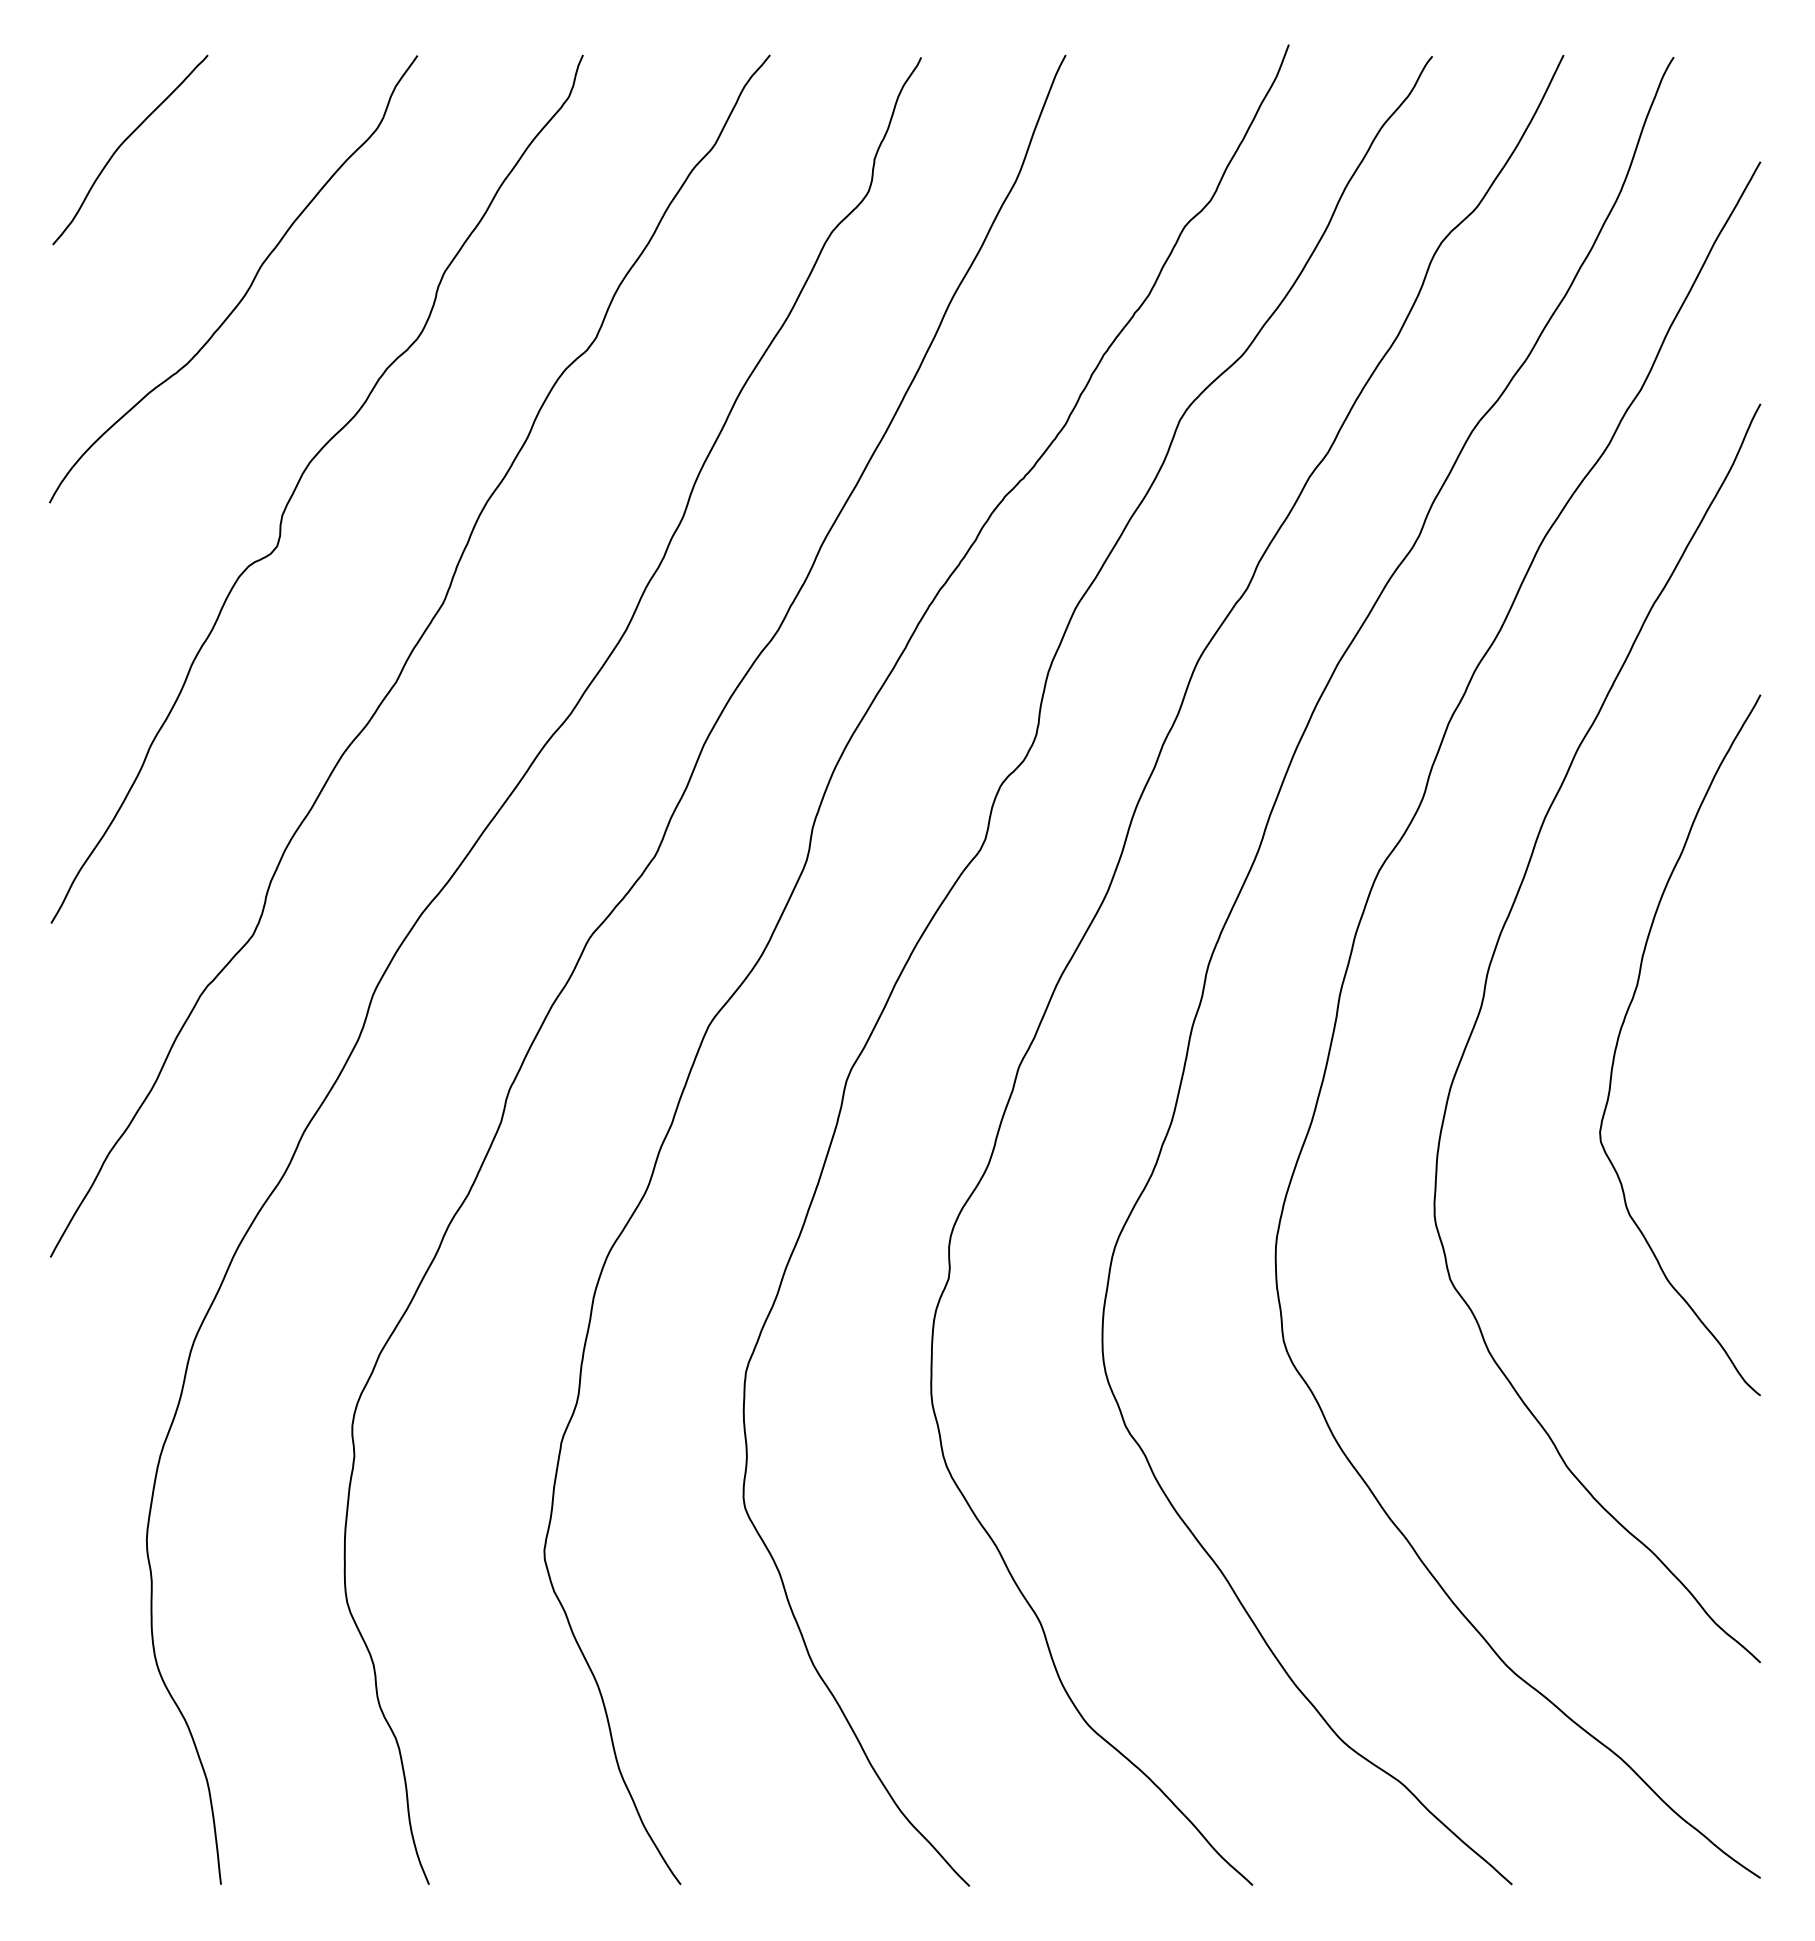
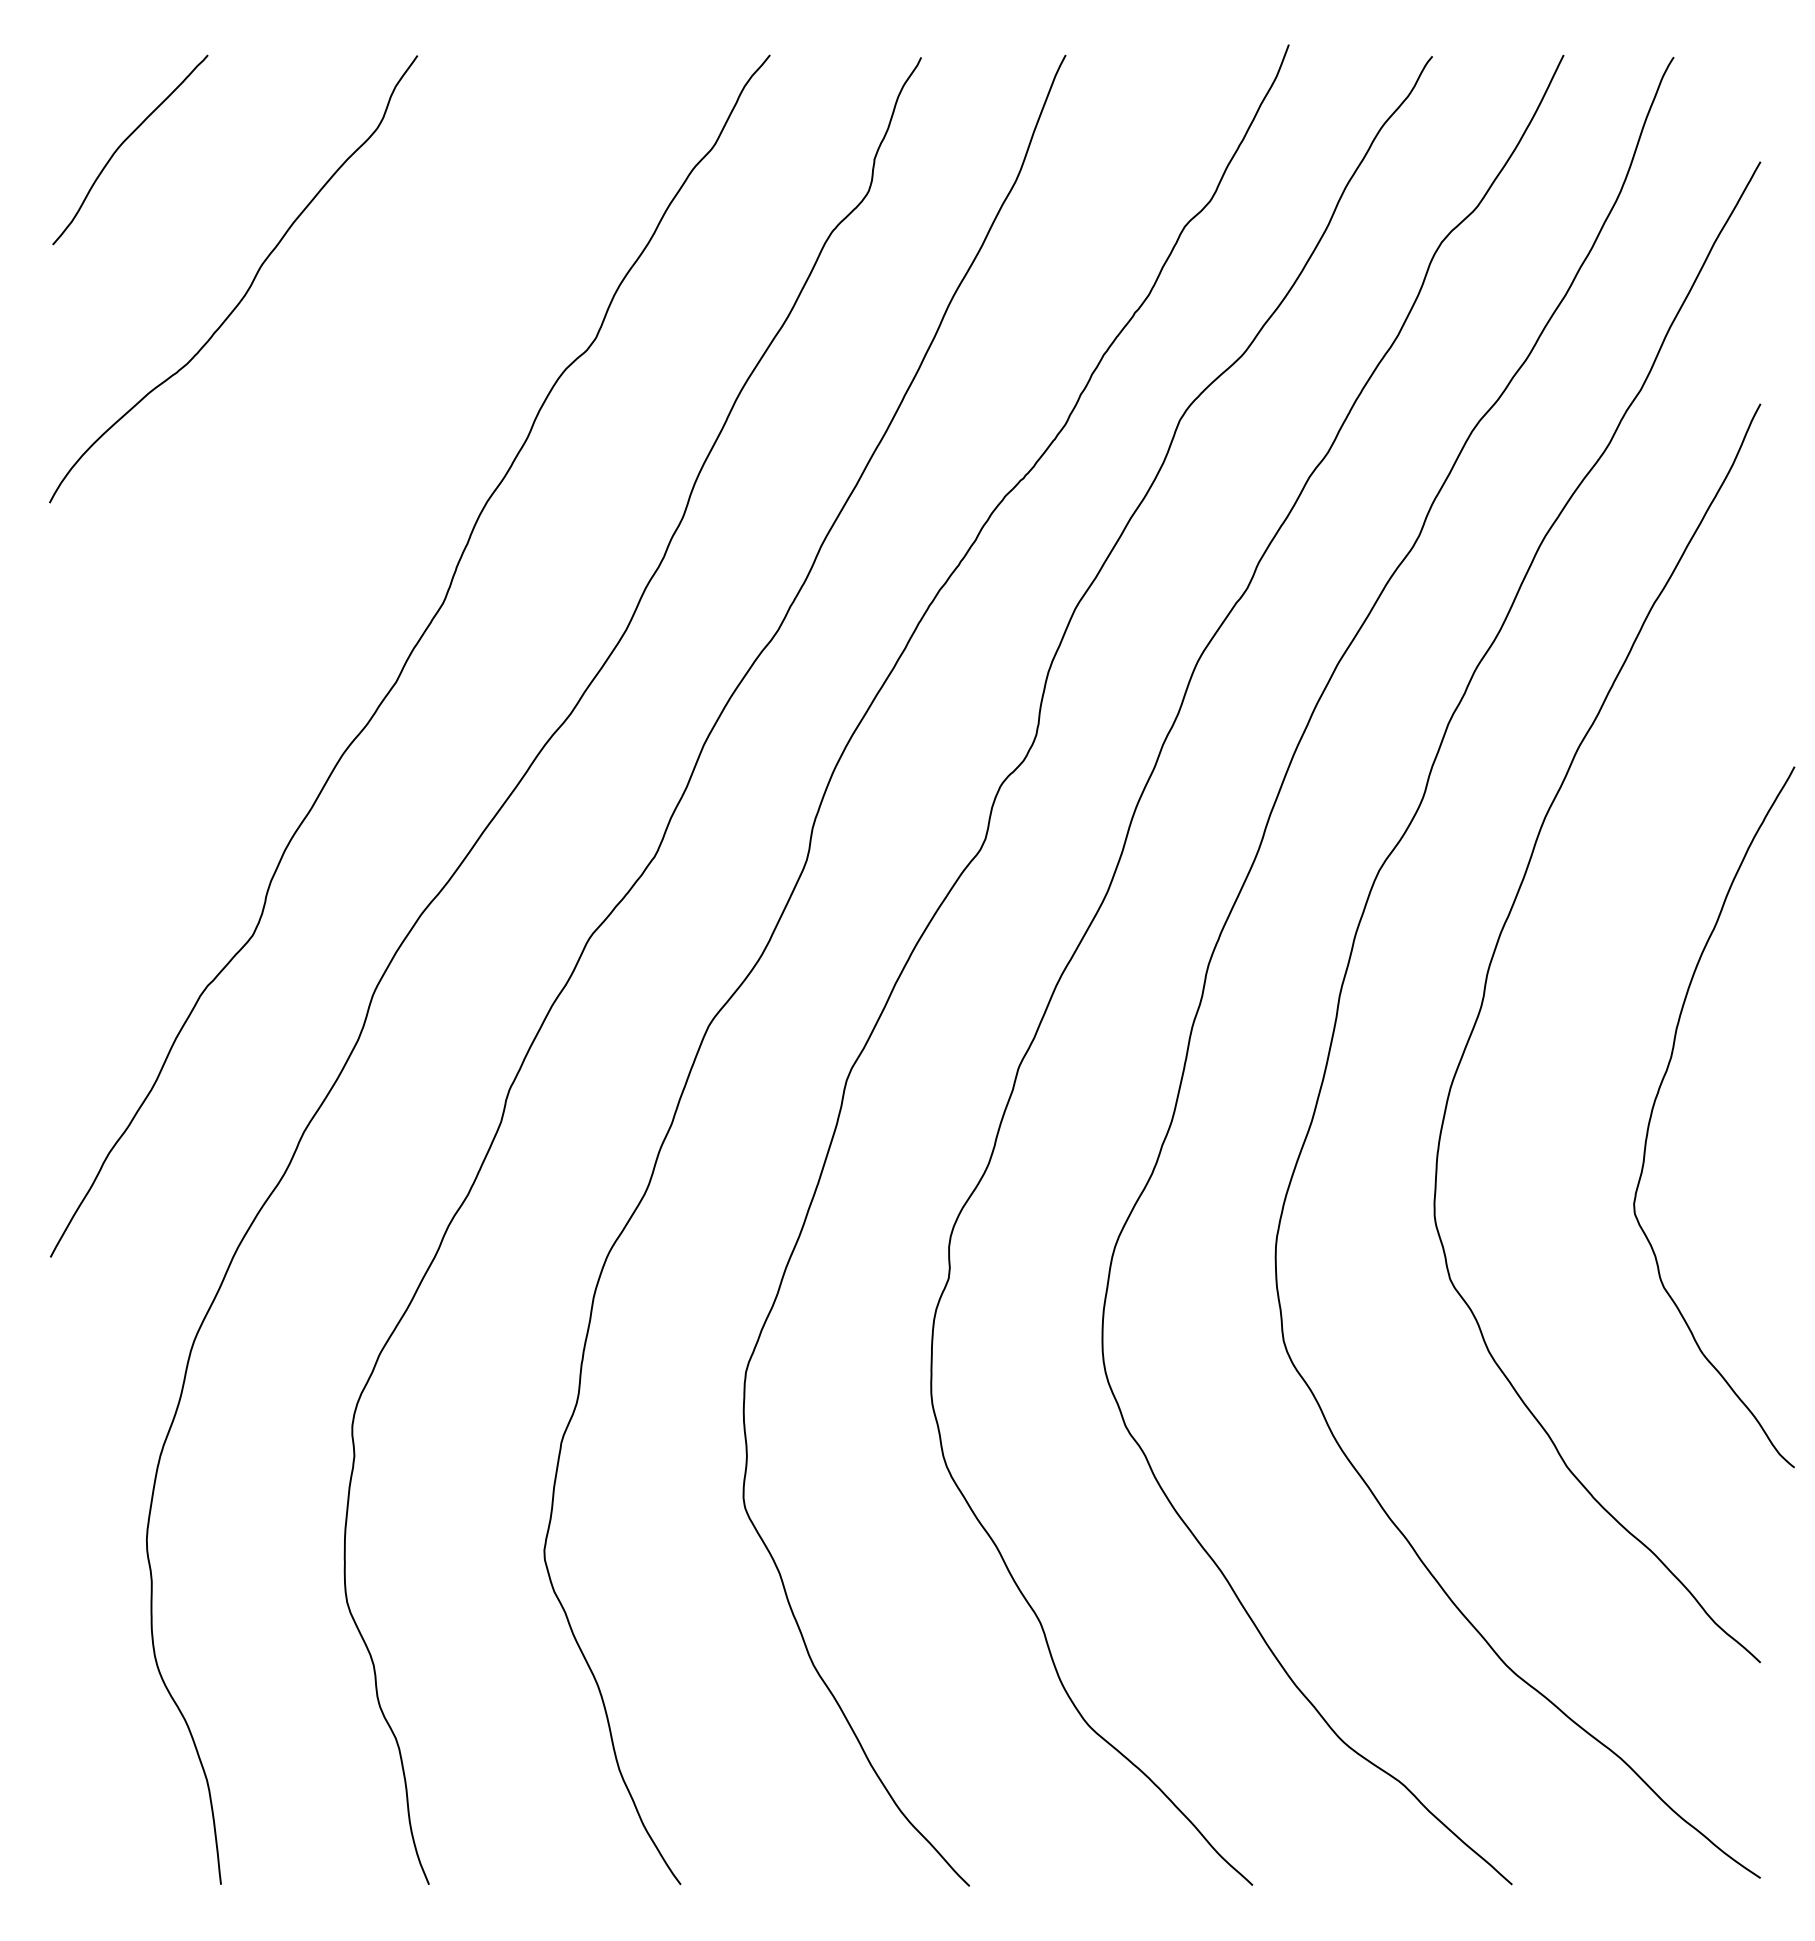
curve: present -> none (300, 480)
curve position: (1623, 1025) -> (1657, 1097) (1657, 1097)
